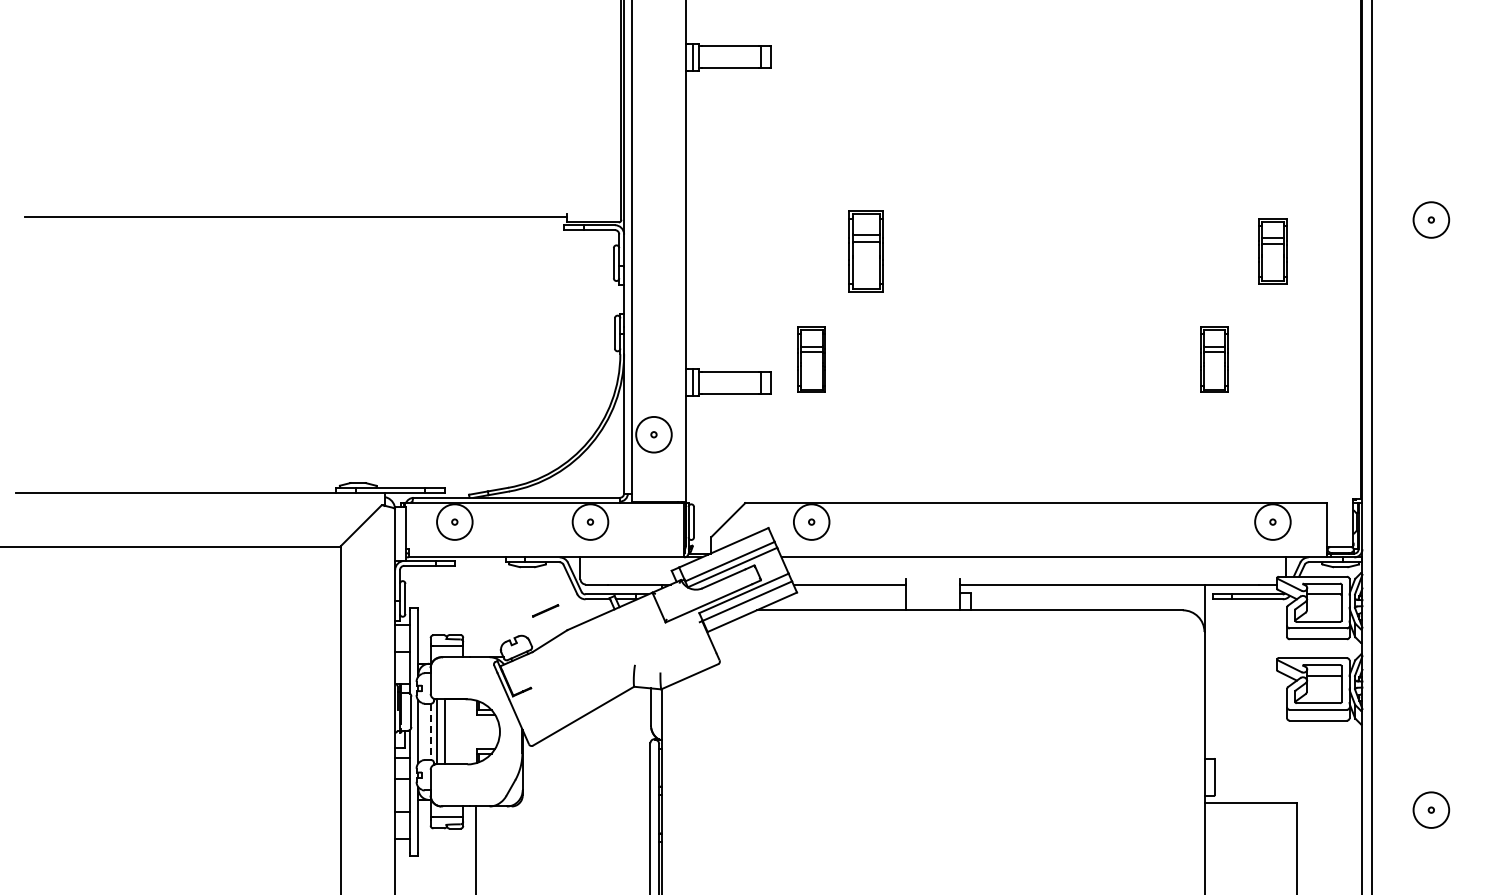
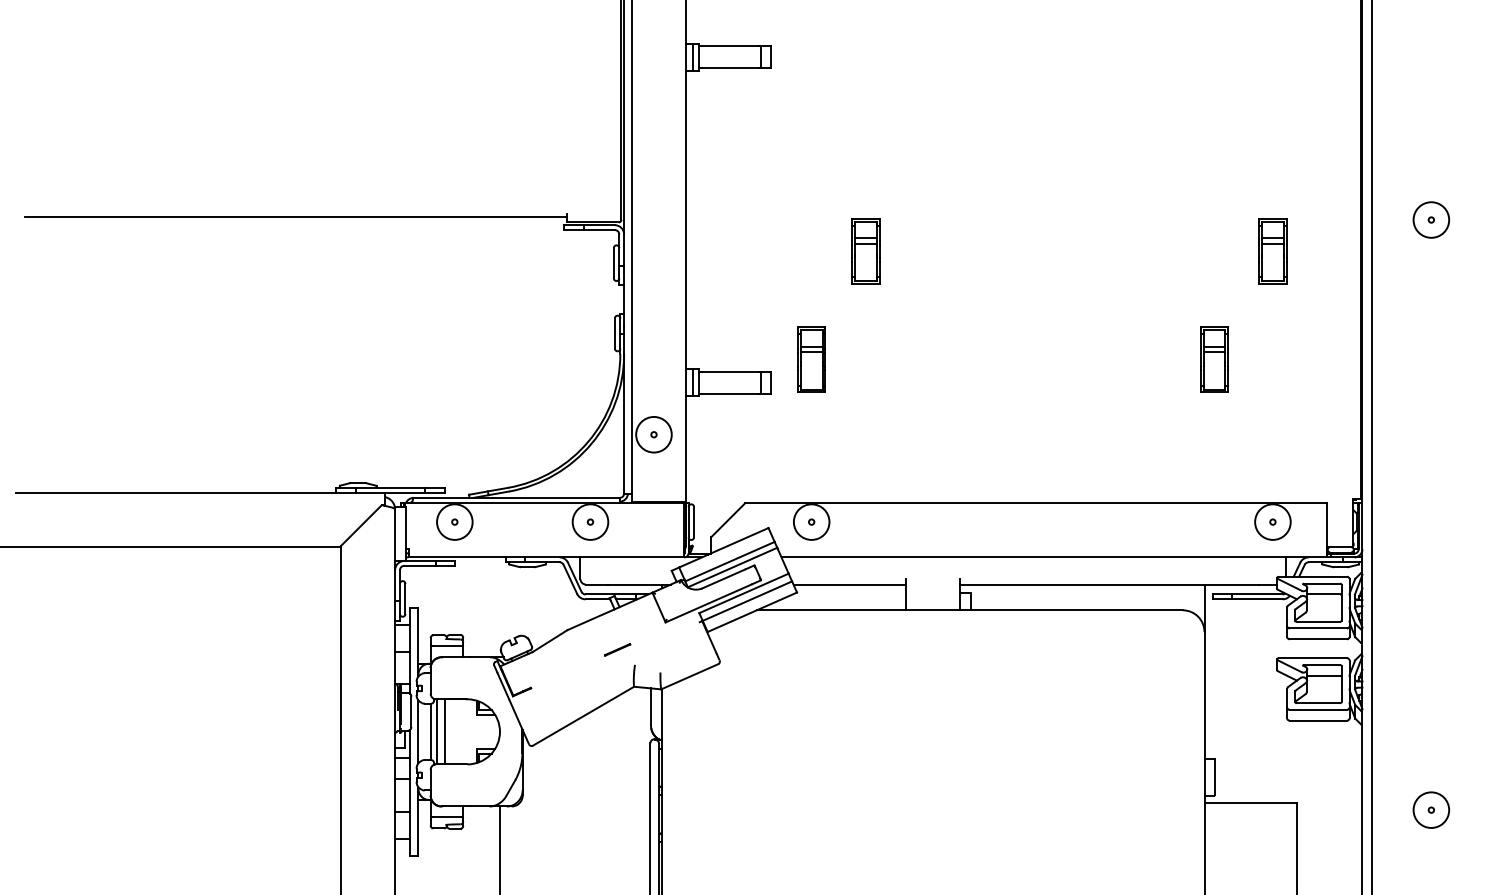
part size: 36x83 px -> 30x67 px (865, 251)
line position: (545, 610) -> (617, 649) (617, 649)
line: dashed -> solid (430, 732)
line position: (475, 848) -> (499, 848) (499, 848)
